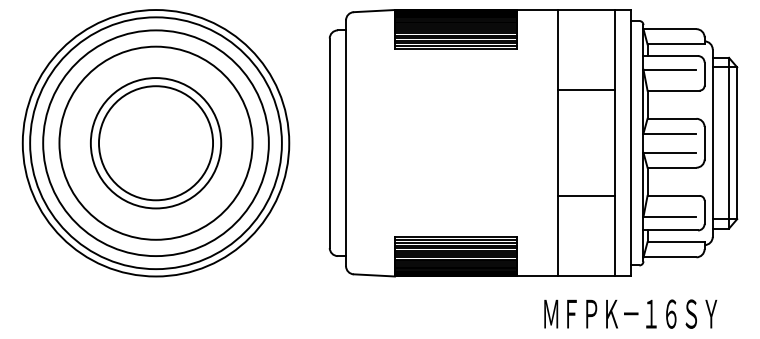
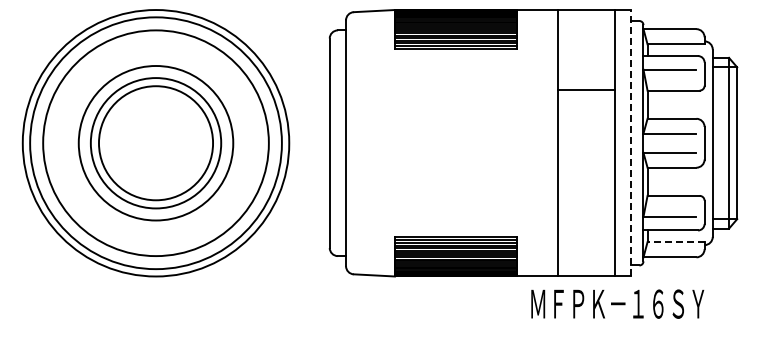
circle diameter: 193 px -> 155 px (155, 143)
line: solid -> dashed (631, 142)
line: present -> none (585, 196)
line: solid -> dashed (676, 242)
text position: (630, 313) -> (617, 303) (617, 303)
